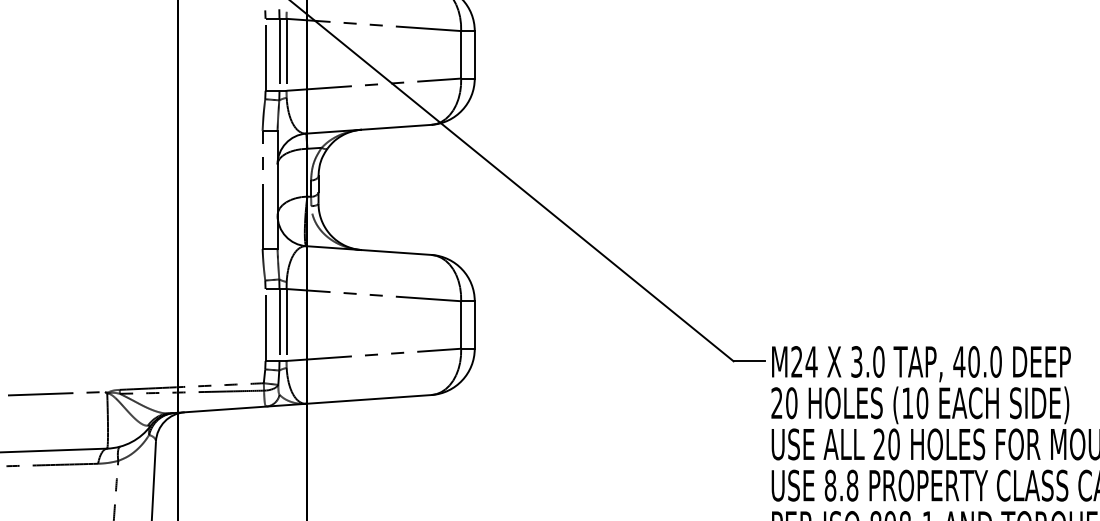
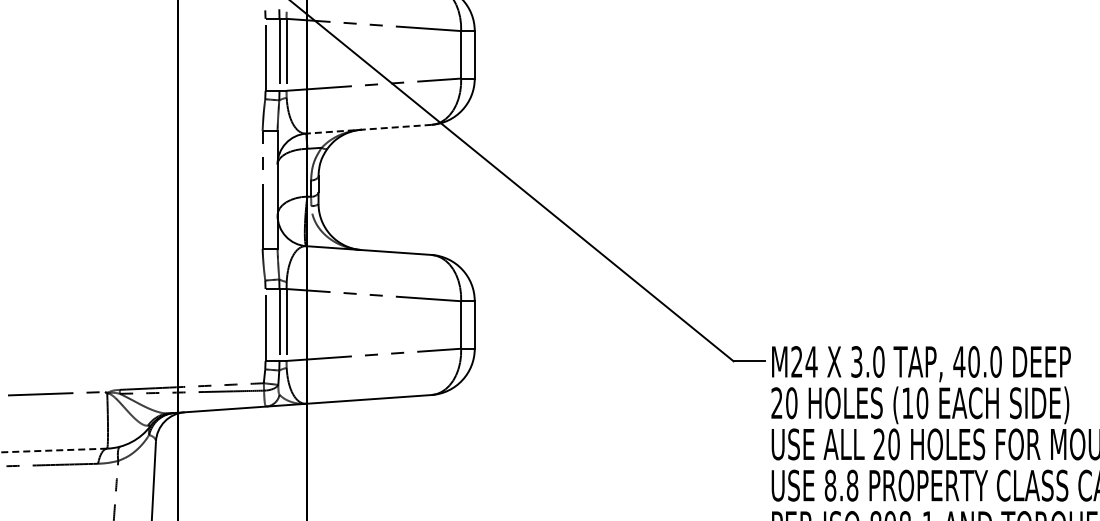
line: solid -> dashed (368, 129)
line: solid -> dashed (53, 450)
